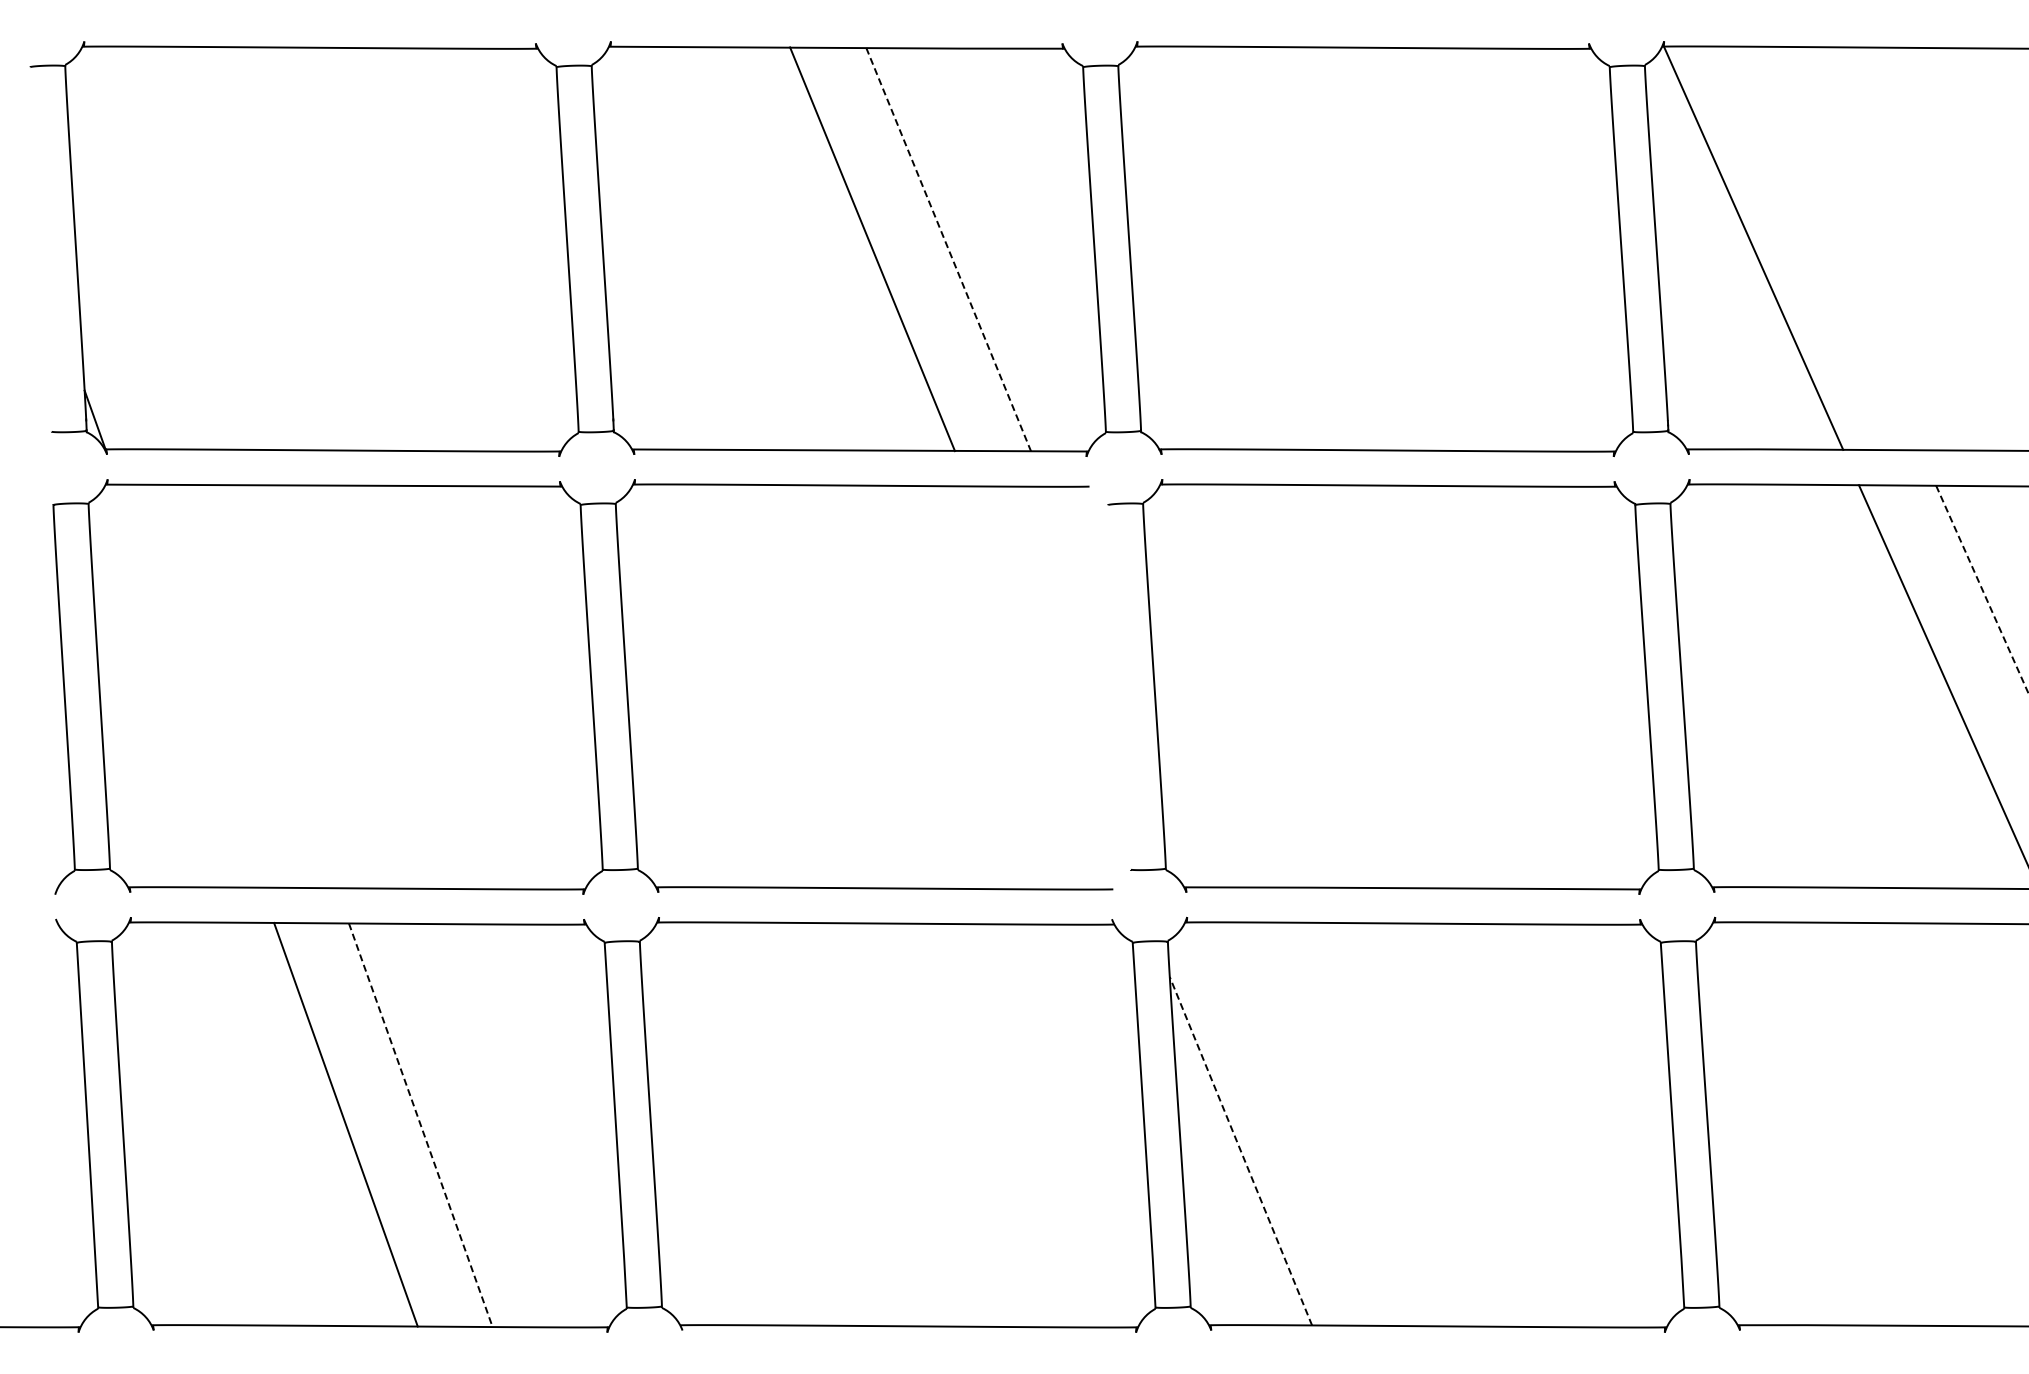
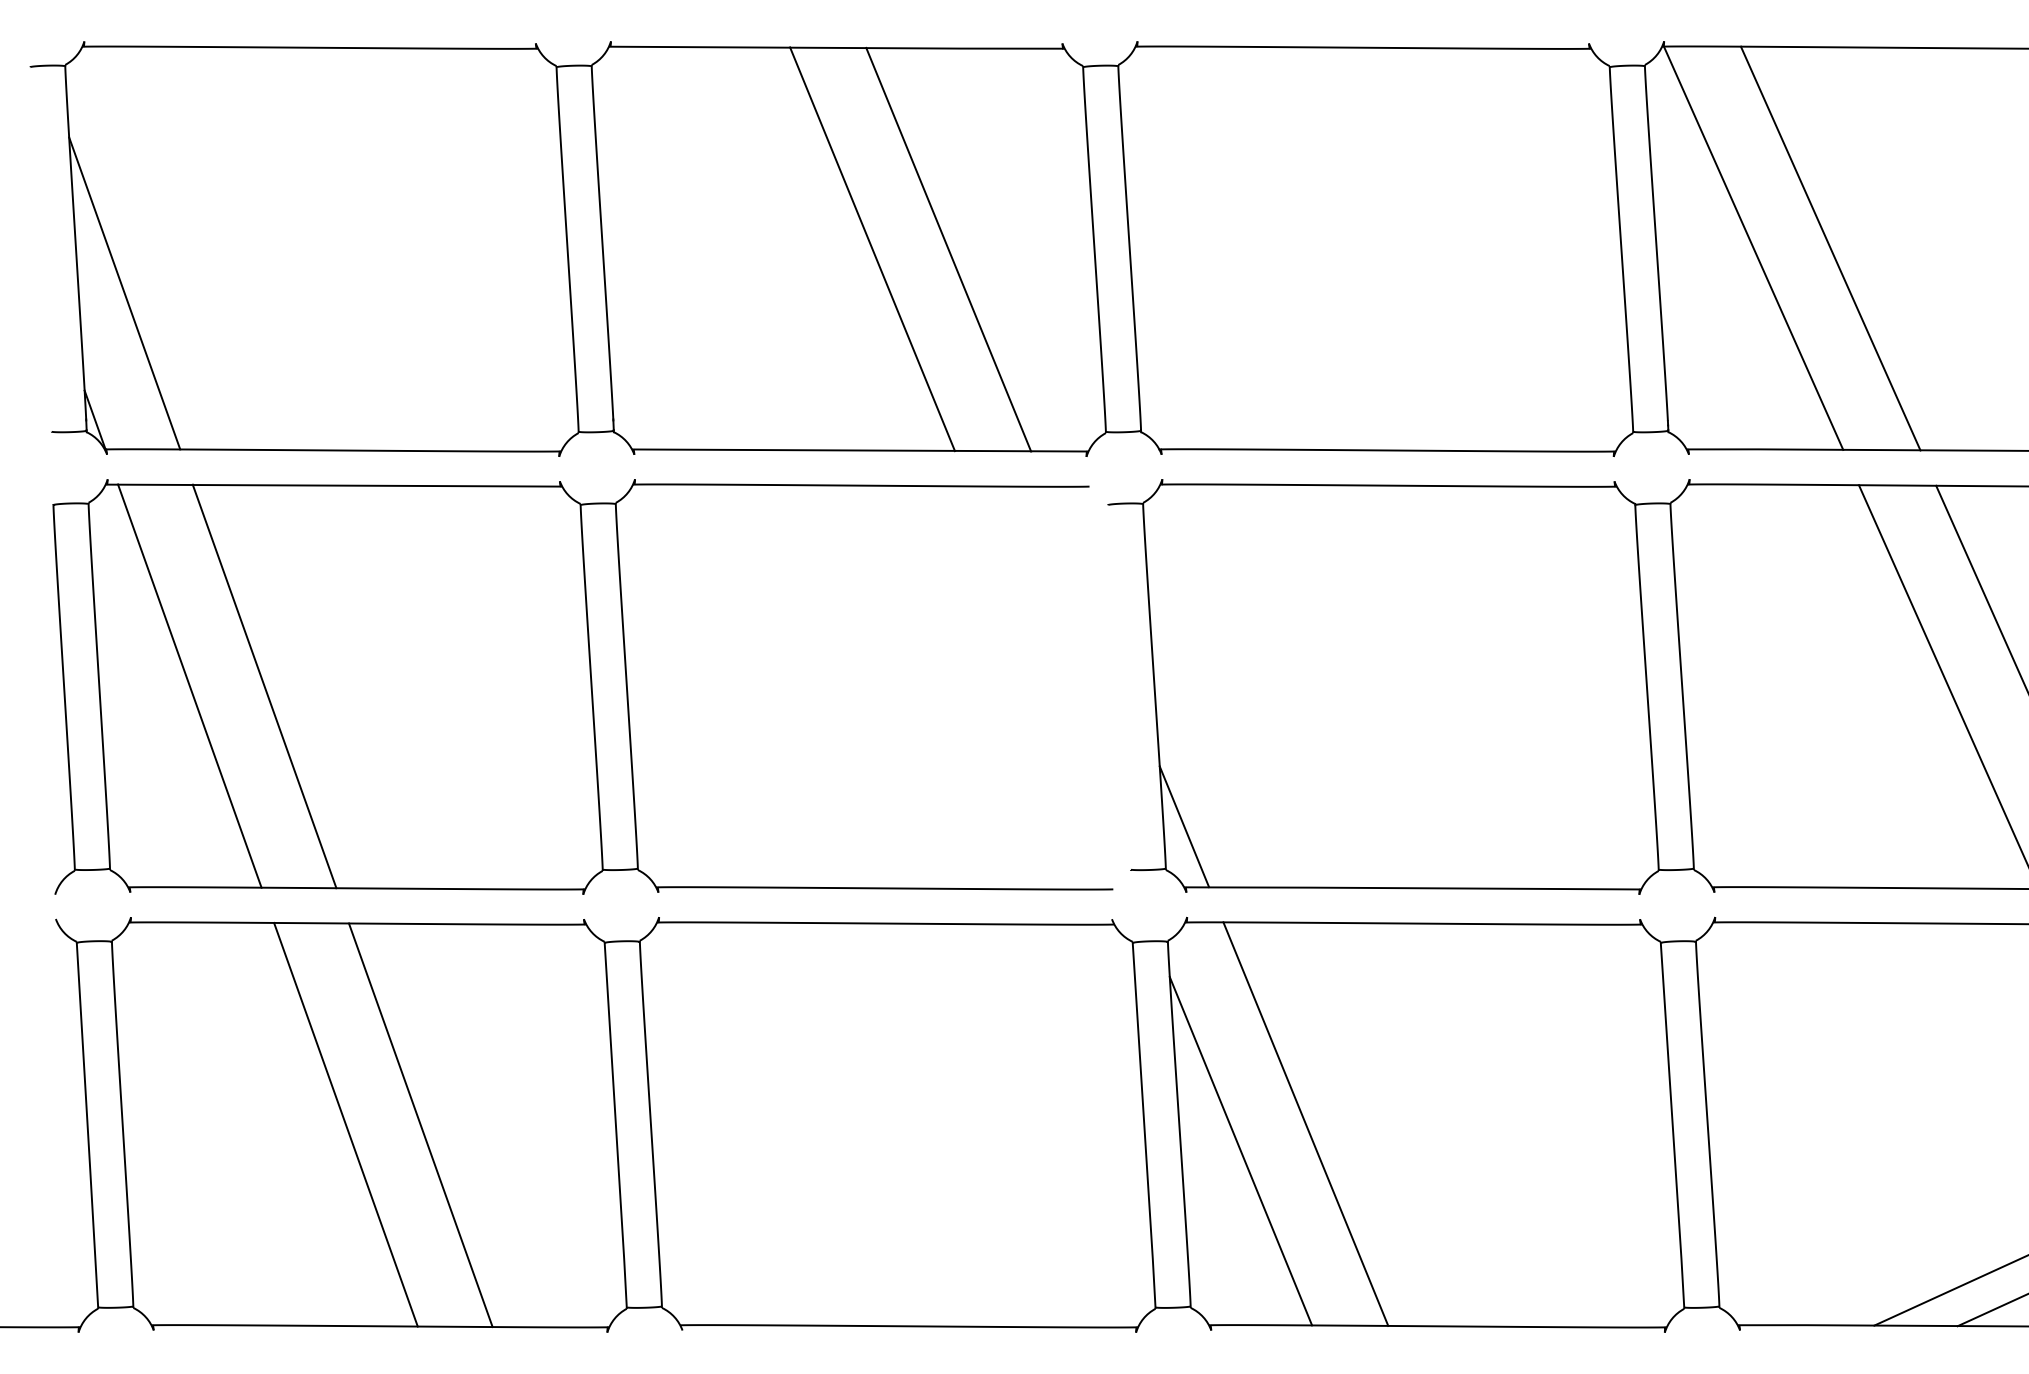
line: none -> present (1830, 248)
line: dashed -> solid (948, 249)
line: none -> present (124, 293)
line: dashed -> solid (1982, 589)
line: none -> present (189, 685)
line: none -> present (264, 686)
line: none -> present (1184, 826)
line: none -> present (1305, 1123)
line: dashed -> solid (420, 1125)
line: dashed -> solid (1240, 1150)
line: none -> present (1949, 1290)
line: none -> present (1991, 1310)
